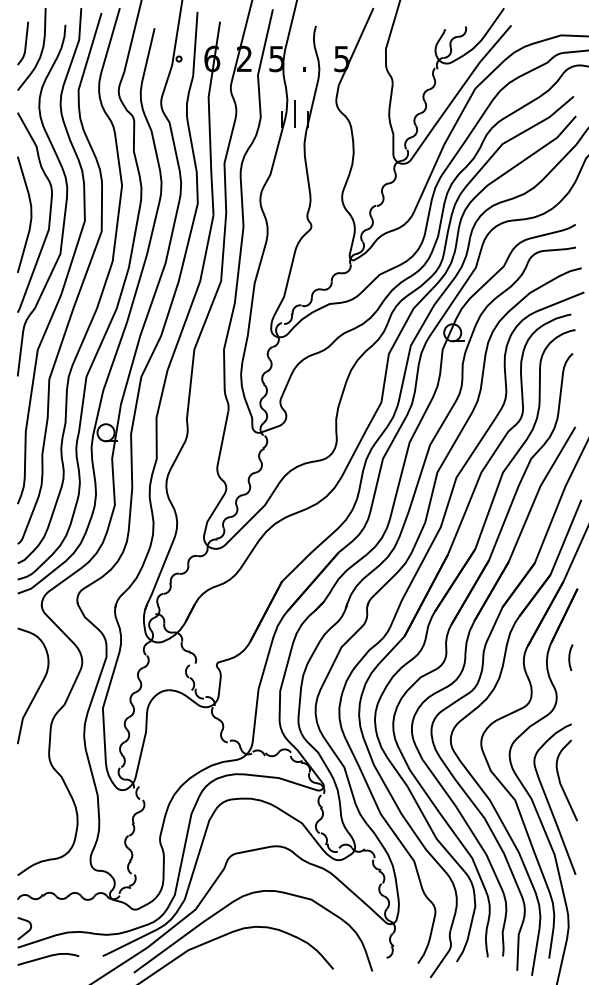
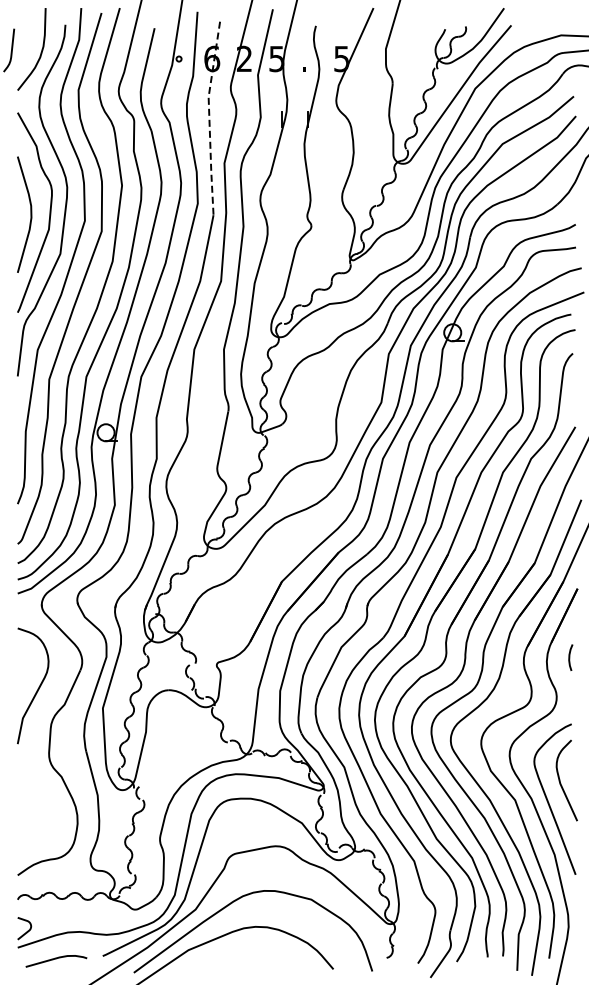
curve position: (24, 44) -> (10, 51) (10, 51)
line: present -> none (294, 113)
line: solid -> dashed (209, 118)
curve position: (48, 957) -> (56, 959) (56, 959)
